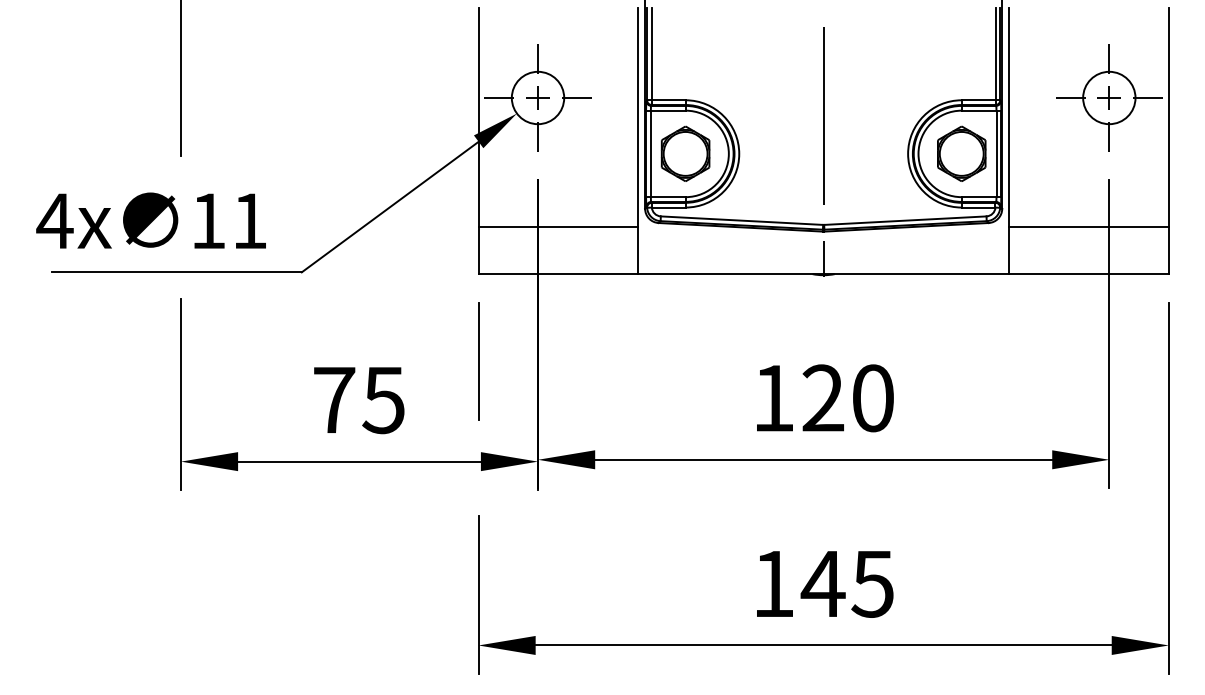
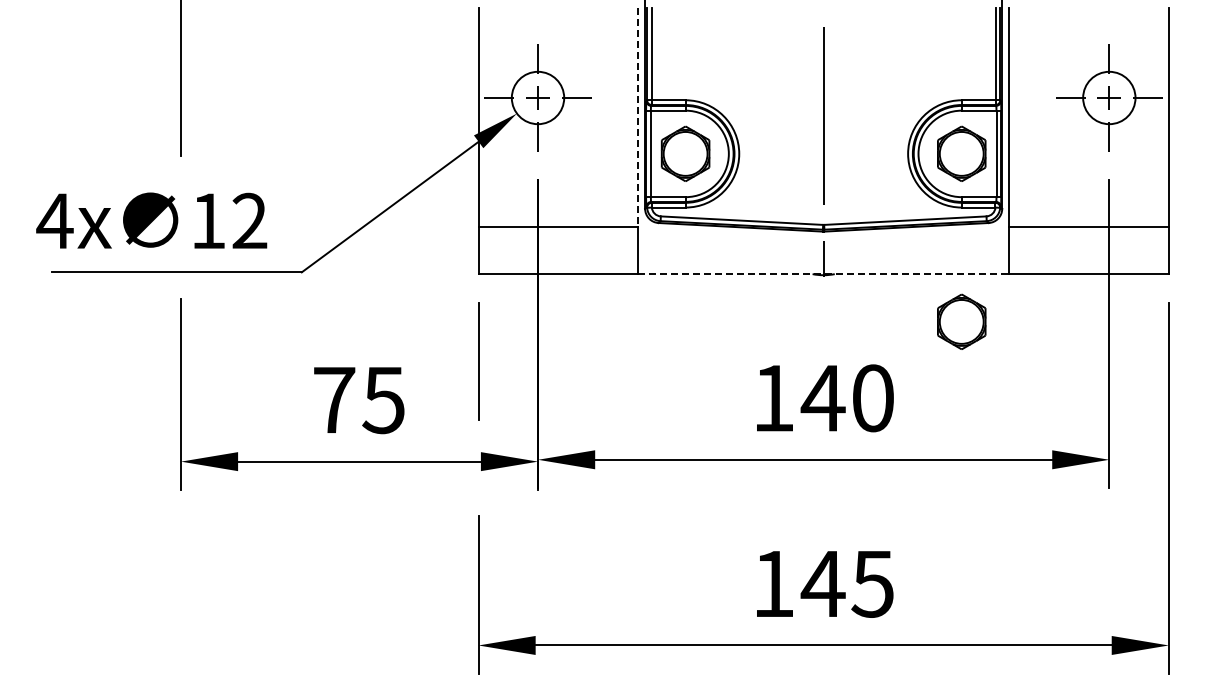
line: solid -> dashed (638, 117)
text: 11 -> 12 (249, 220)
line: solid -> dashed (823, 274)
part: none -> present (961, 321)
text: 120 -> 140 (822, 397)
